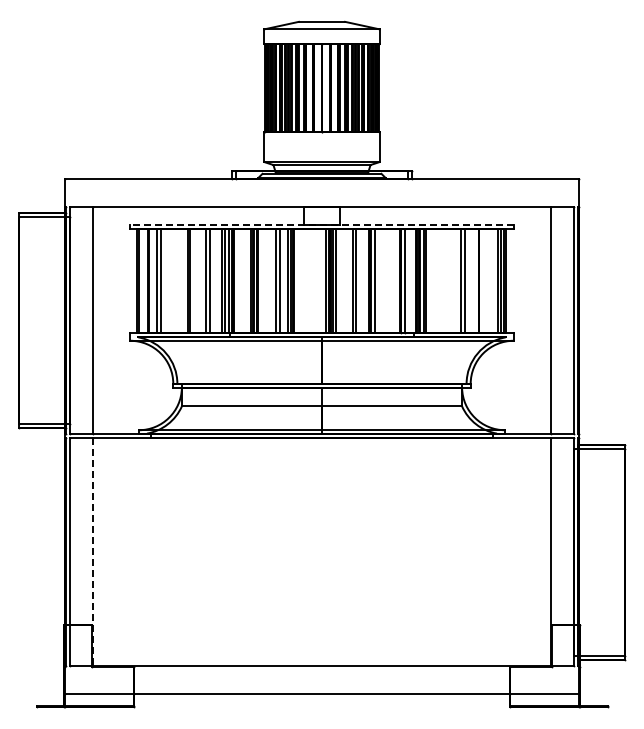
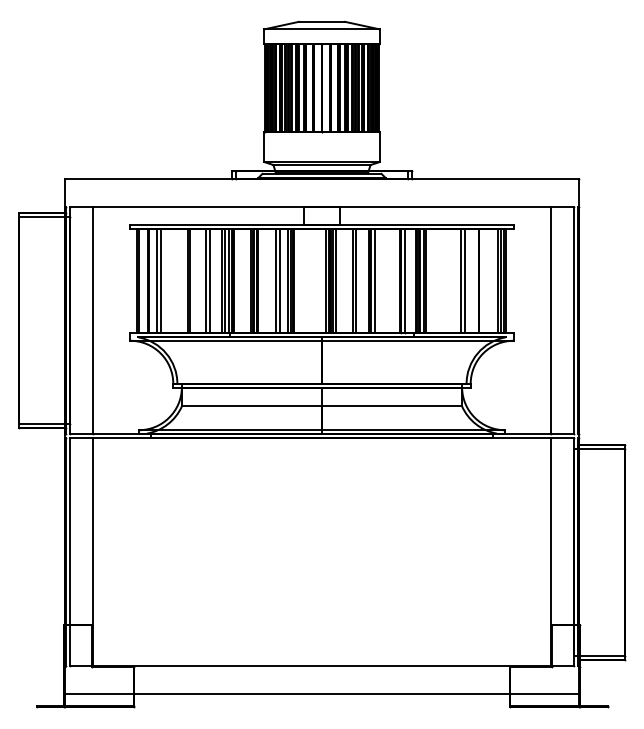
line: dashed -> solid (322, 224)
line: dashed -> solid (93, 552)
